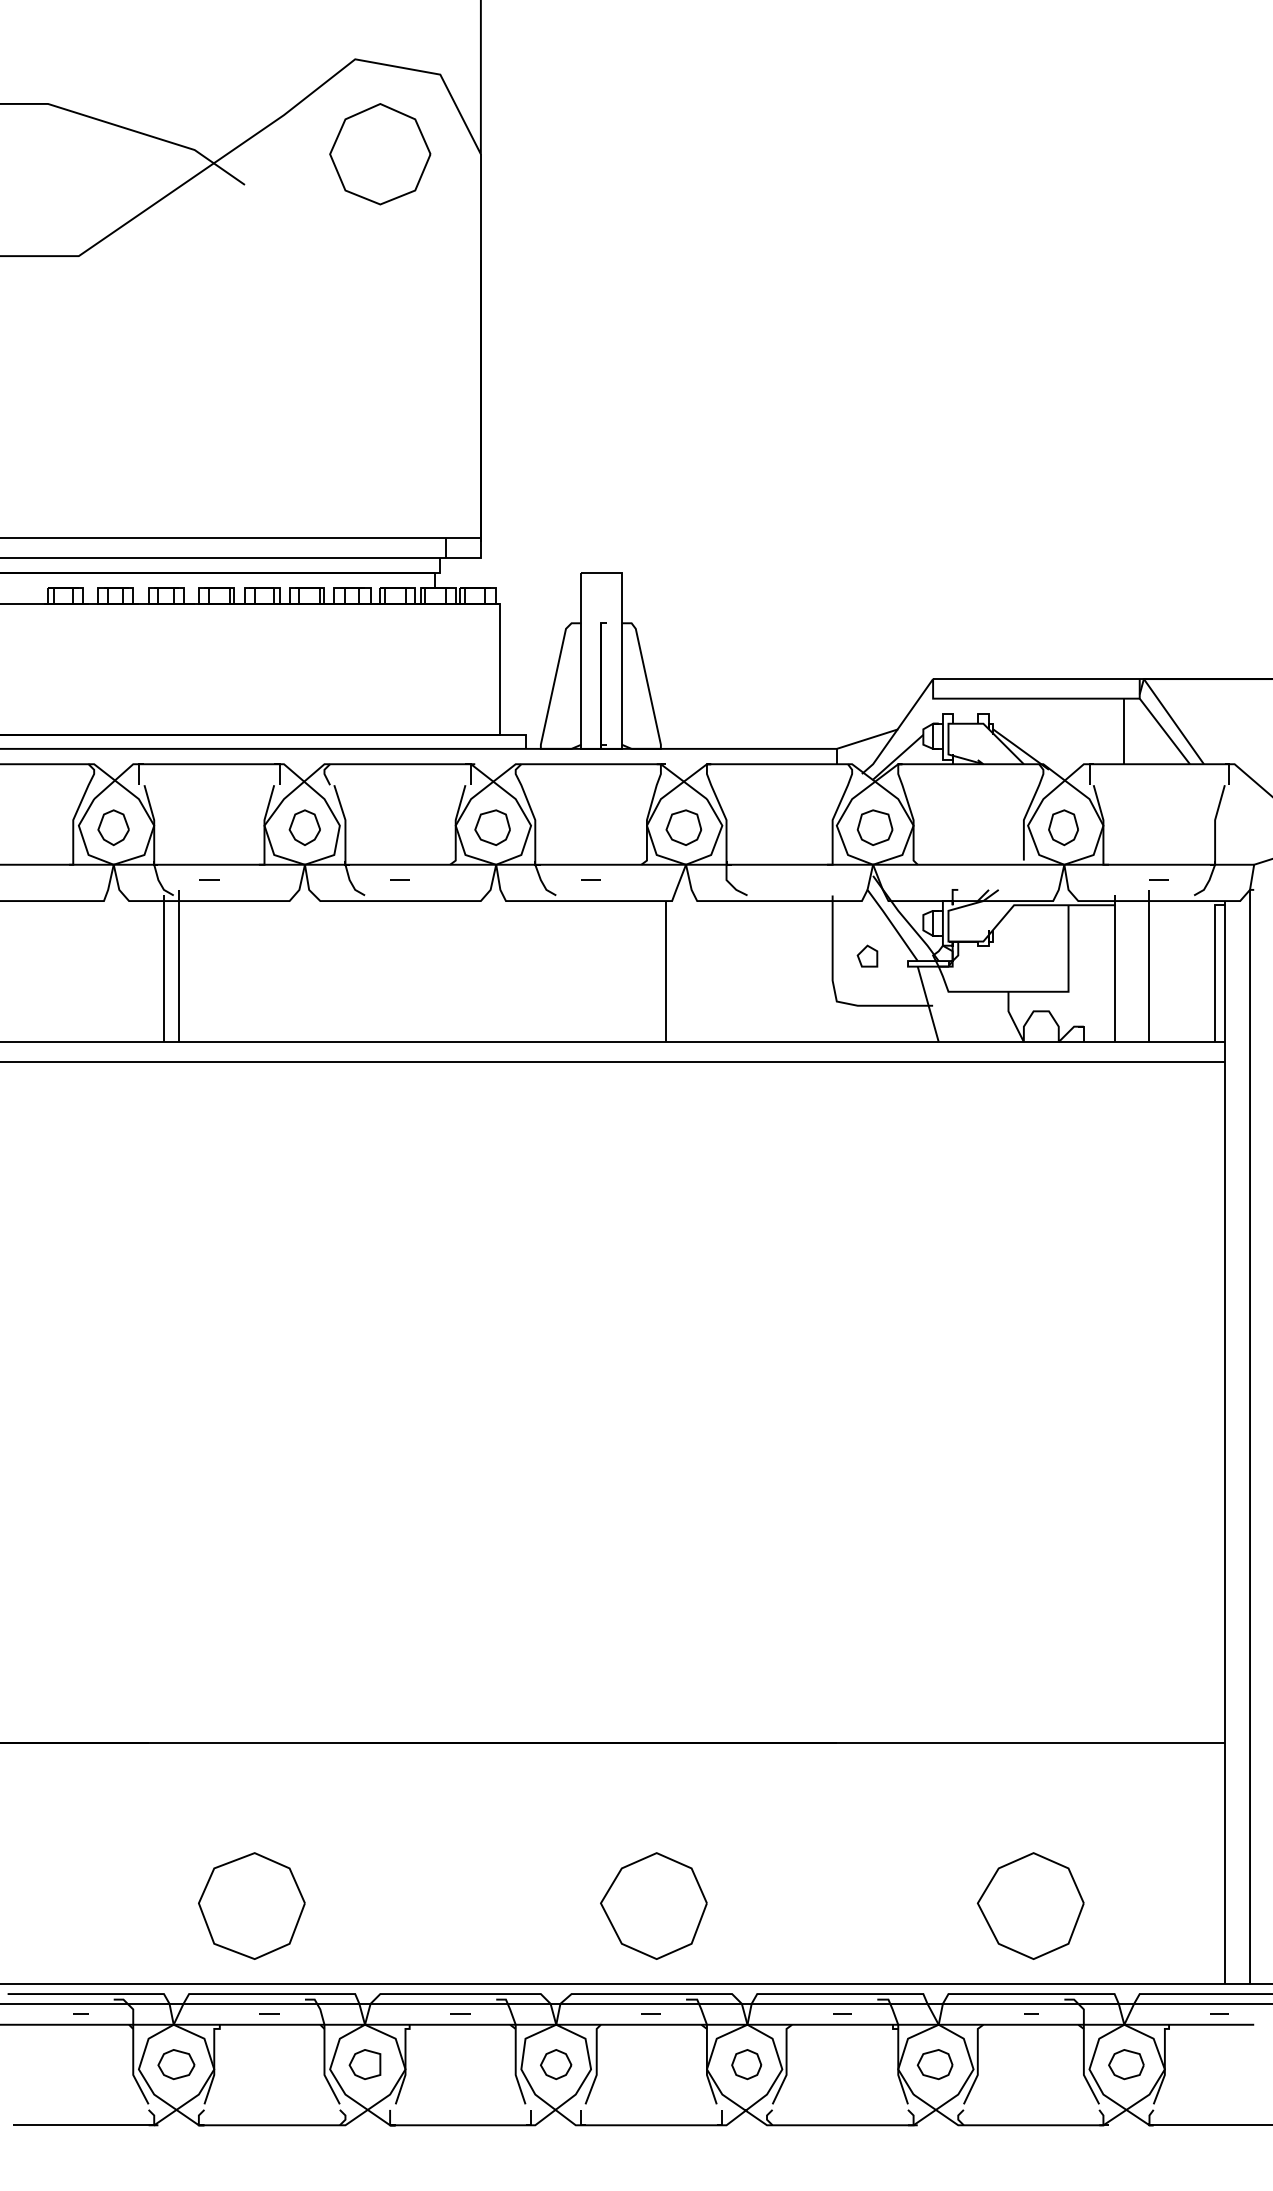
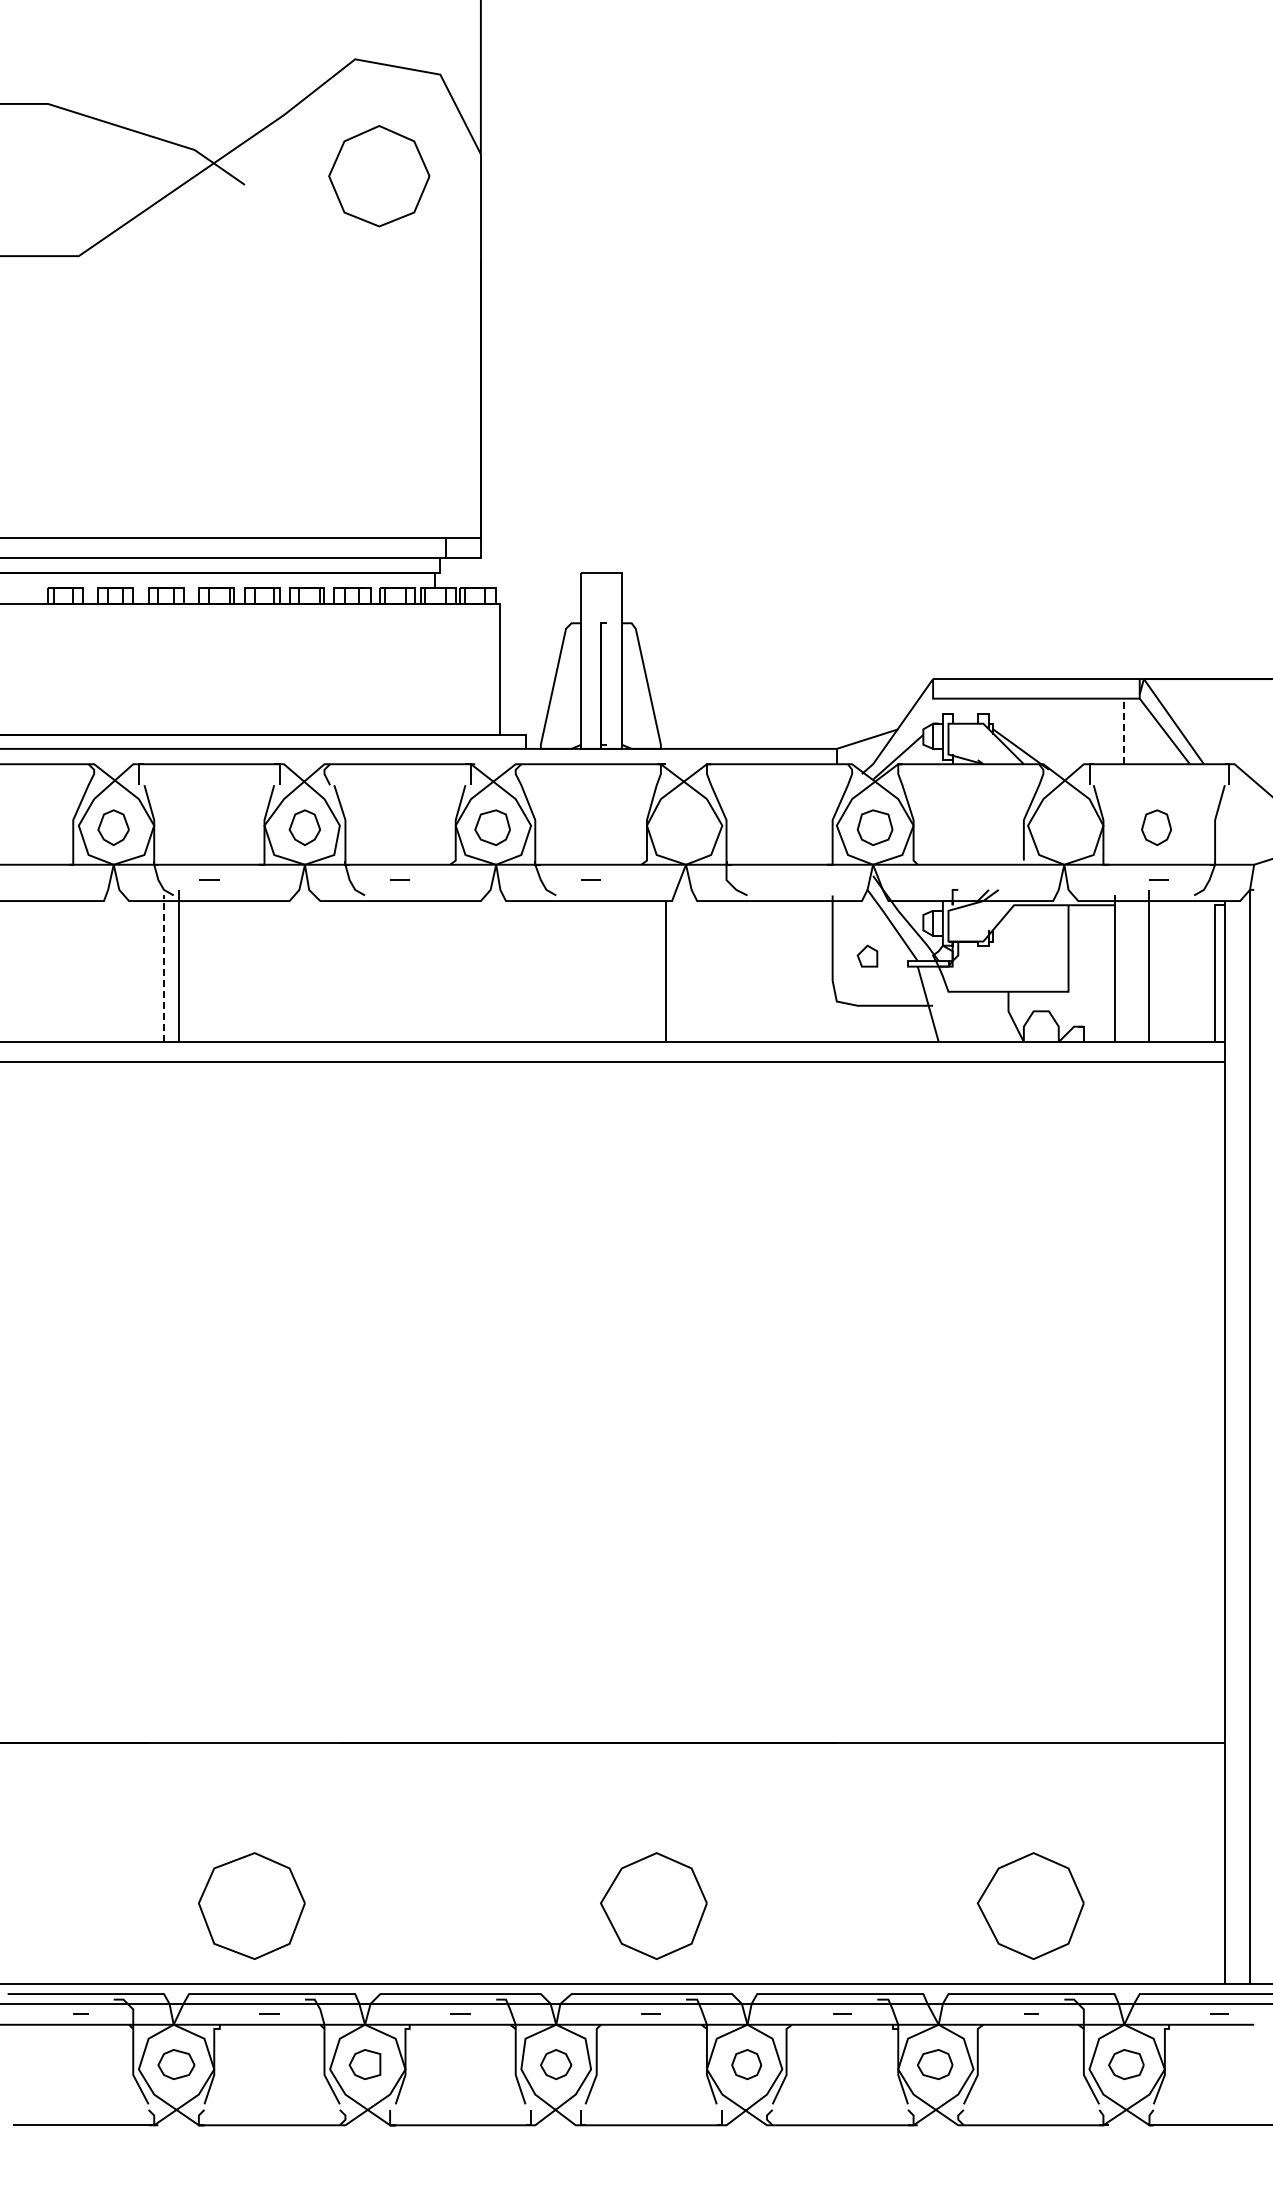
part position: (380, 154) -> (379, 176) (379, 176)
line: solid -> dashed (1124, 731)
part: present -> none (683, 827)
part position: (1063, 827) -> (1156, 827) (1156, 827)
line: solid -> dashed (163, 968)
